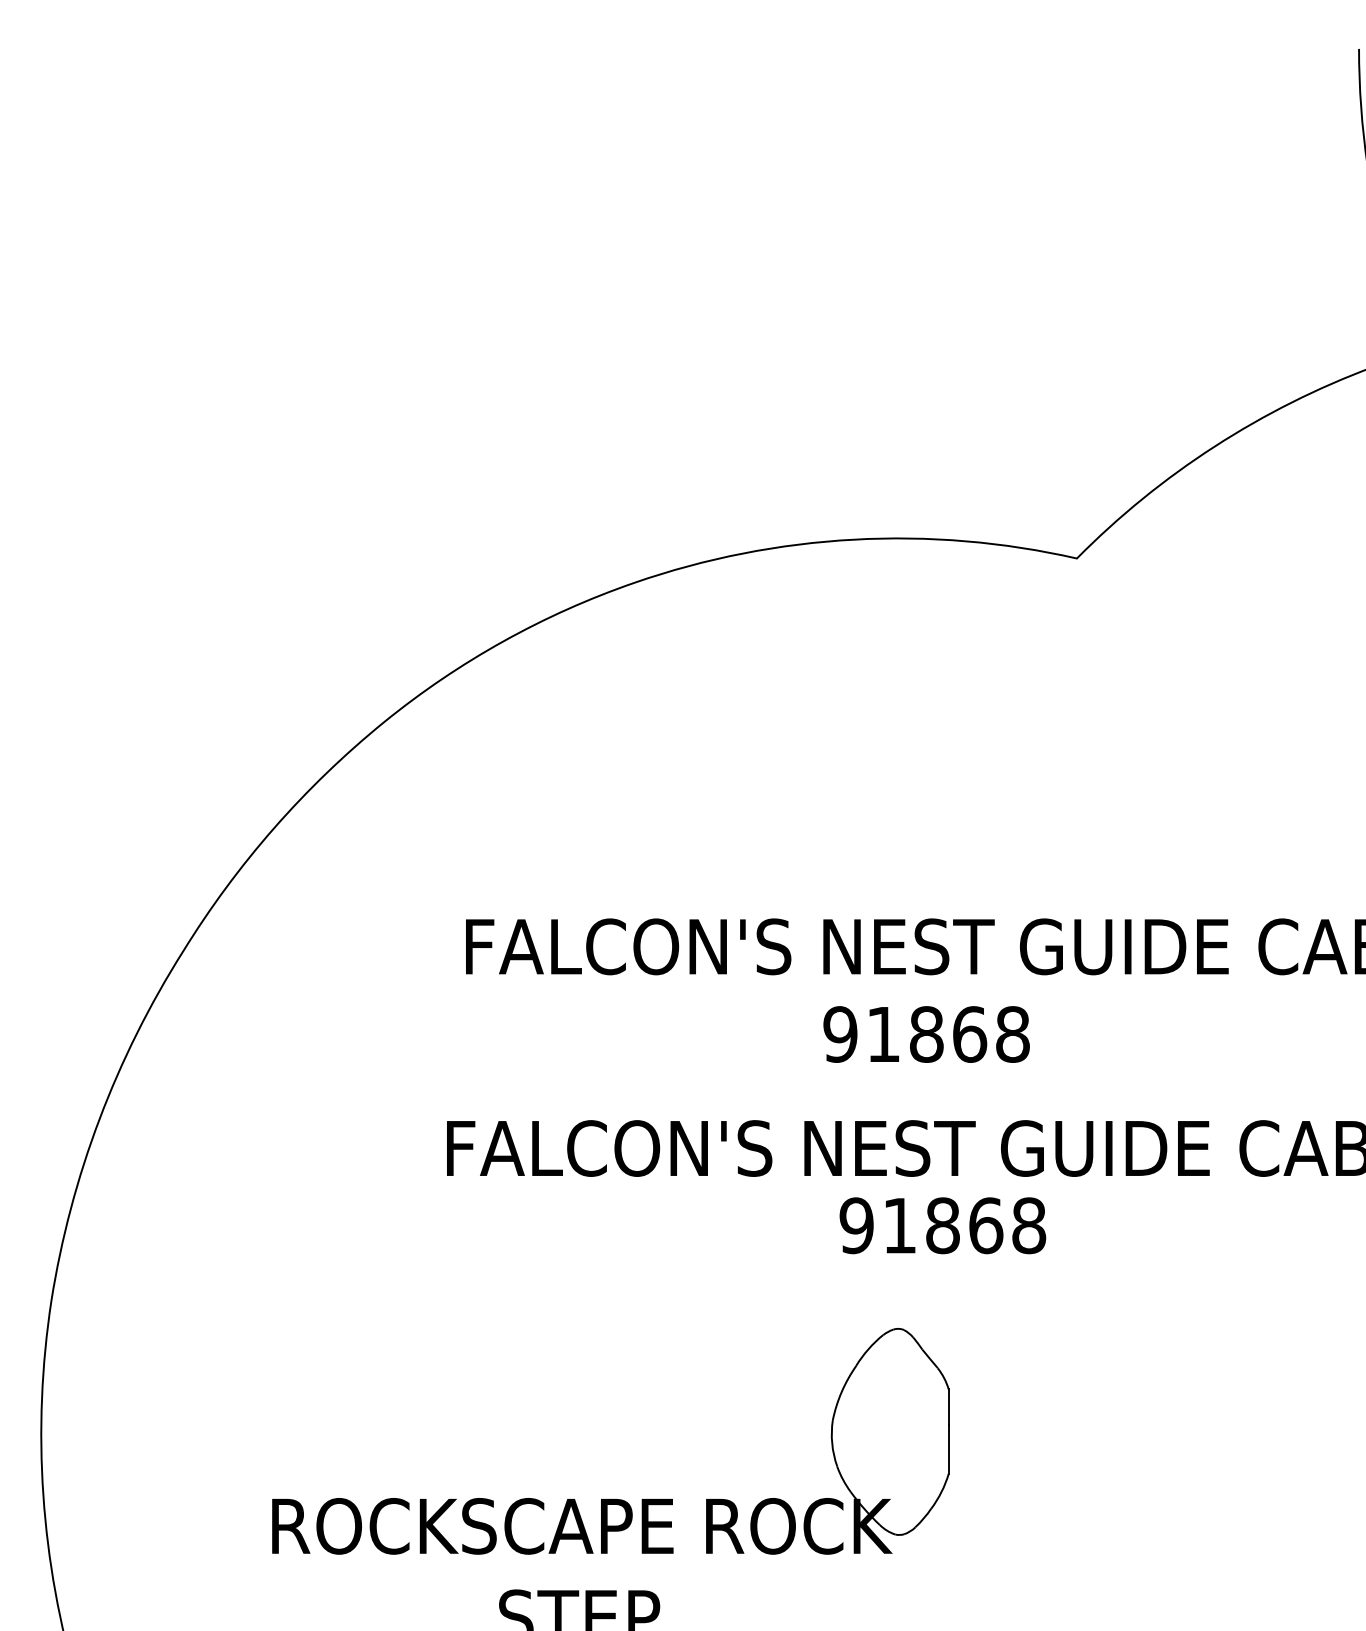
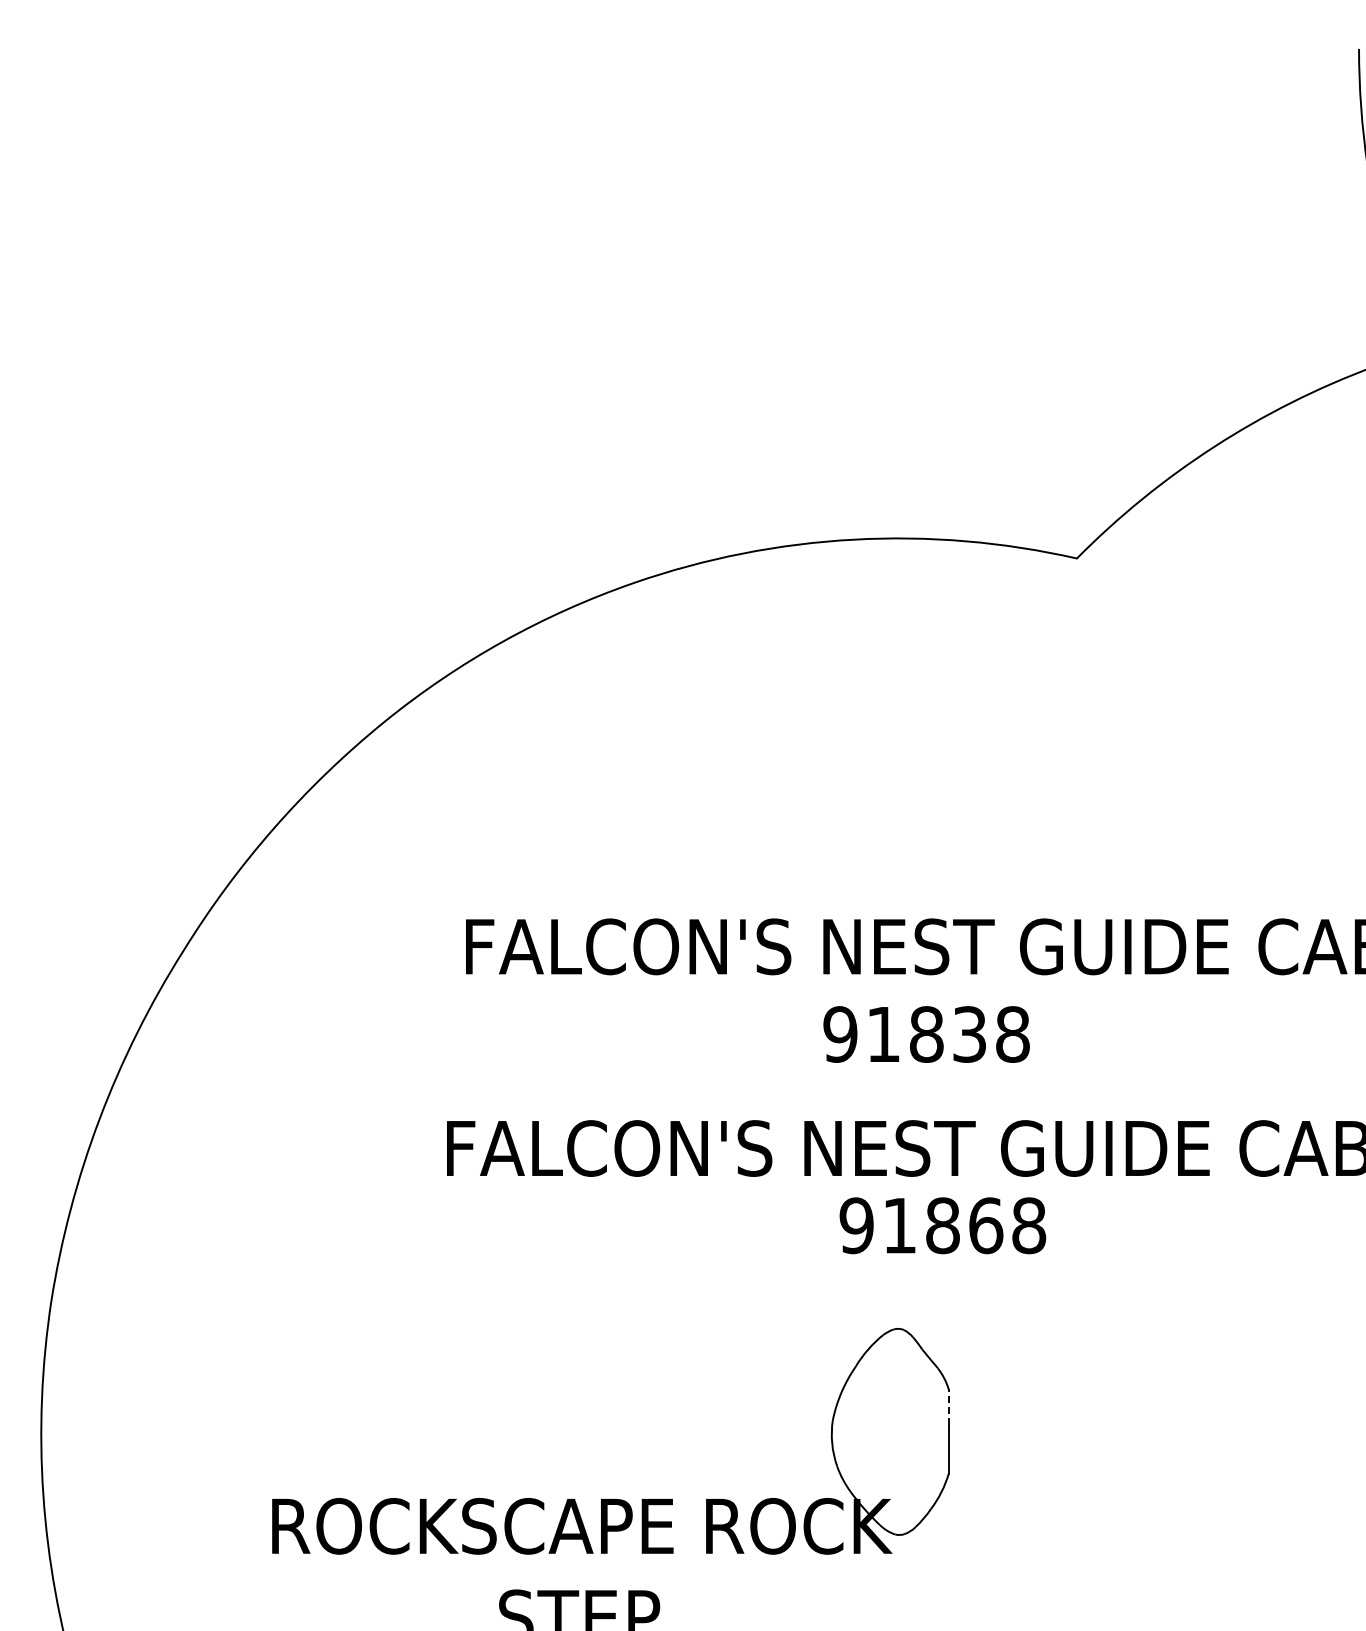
text: 91868 -> 91838 (970, 1034)
line: solid -> dashed (948, 1406)
